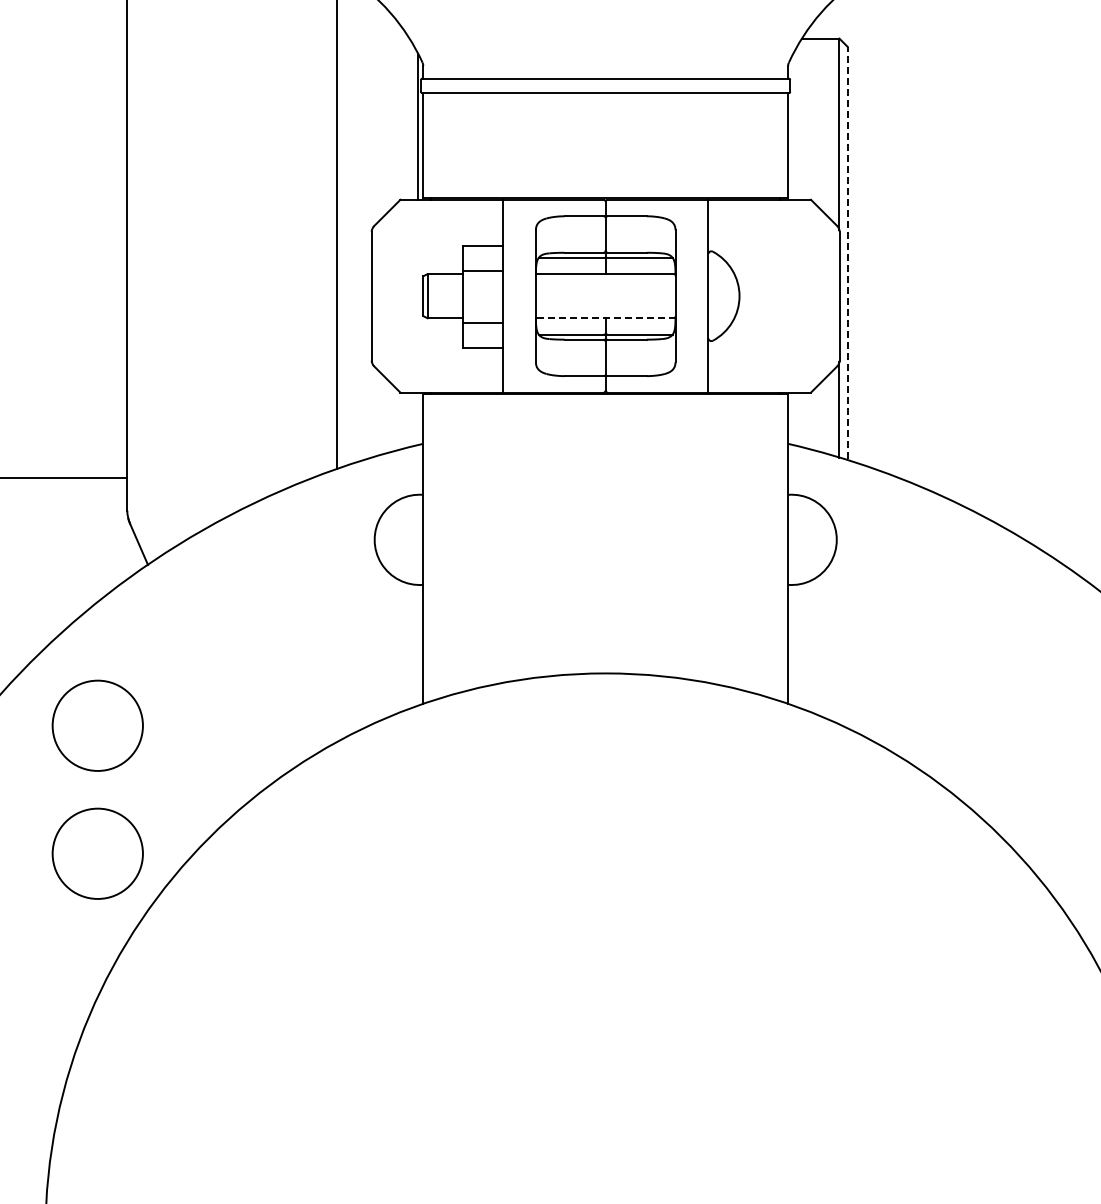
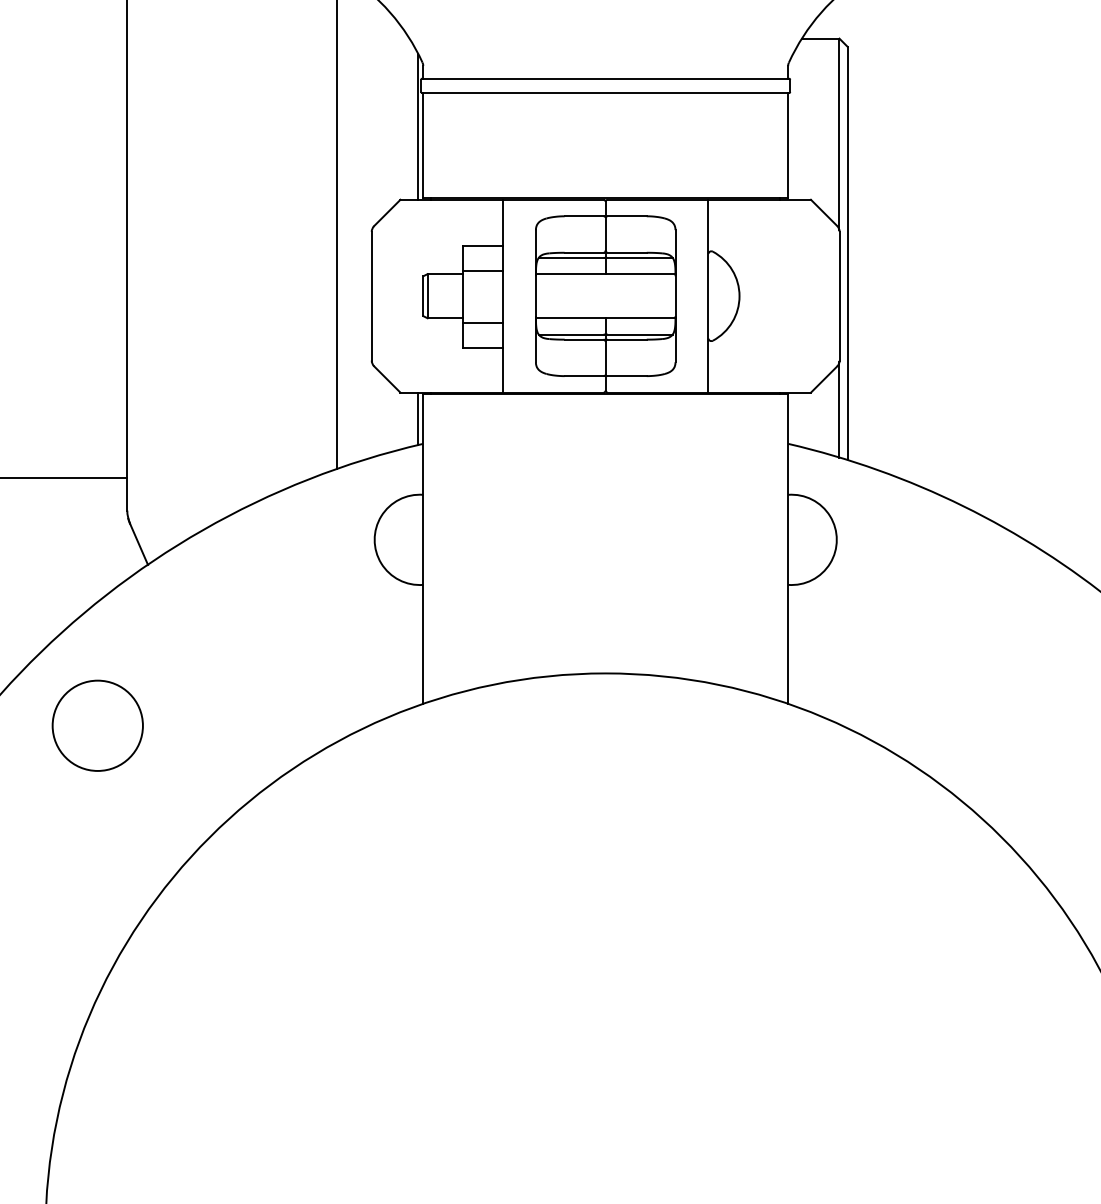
line: dashed -> solid (847, 252)
line: dashed -> solid (605, 318)
line: none -> present (418, 418)
circle: present -> none (97, 853)
